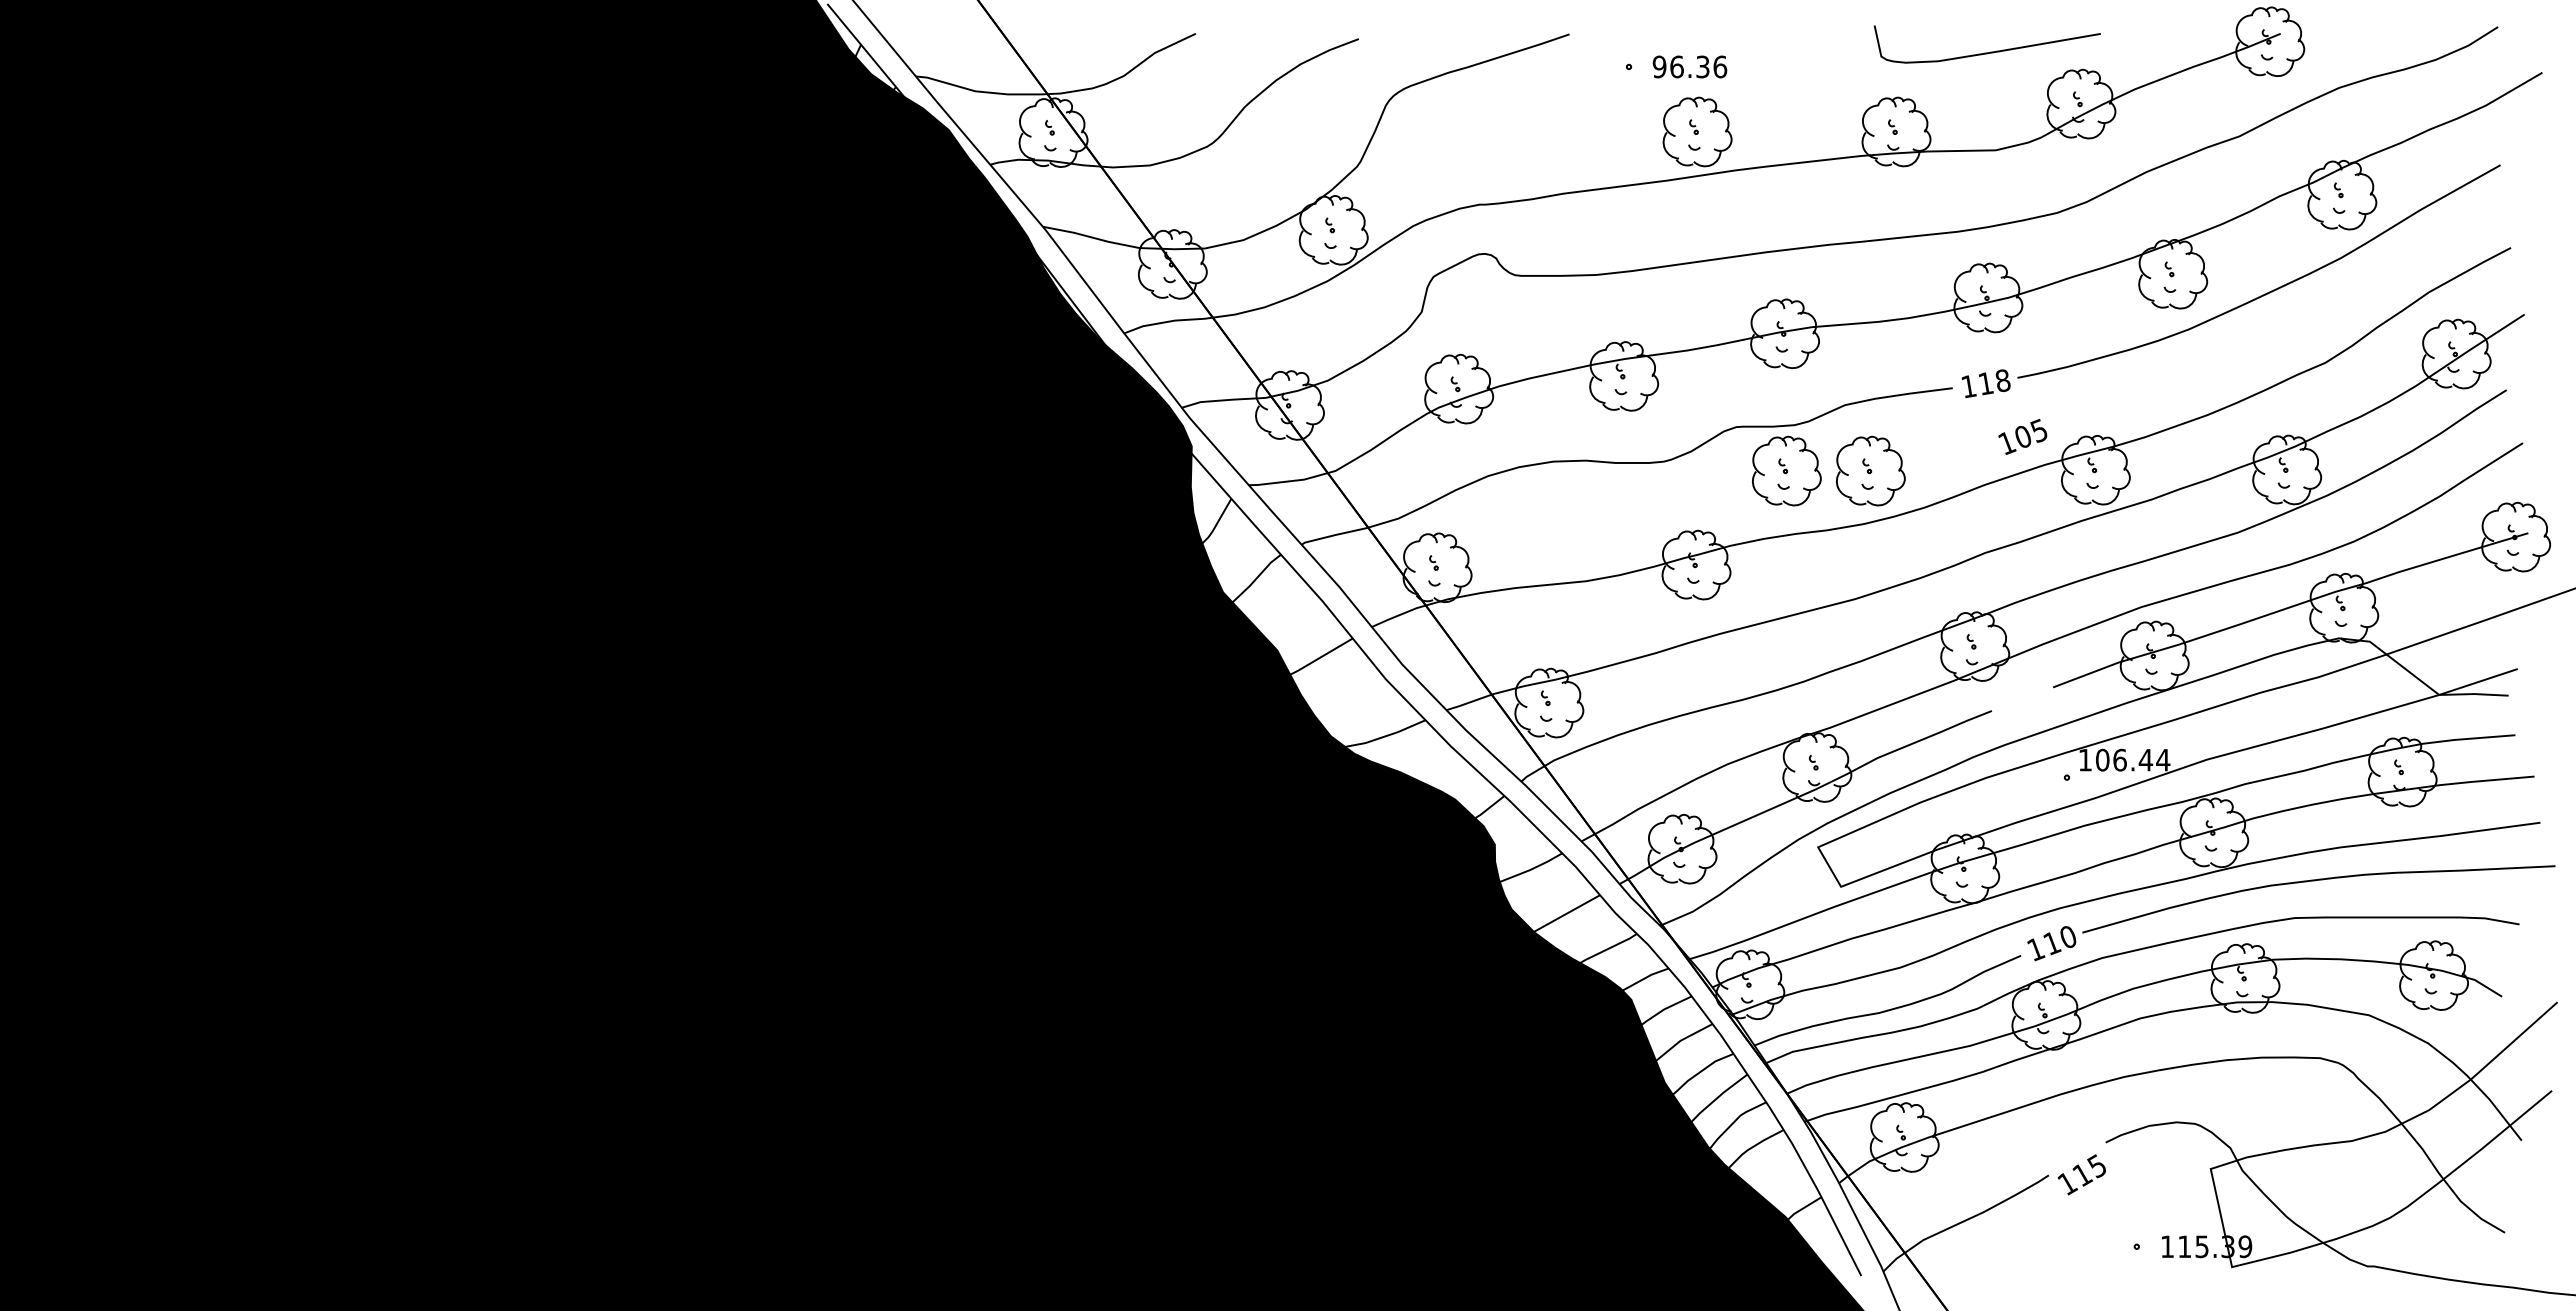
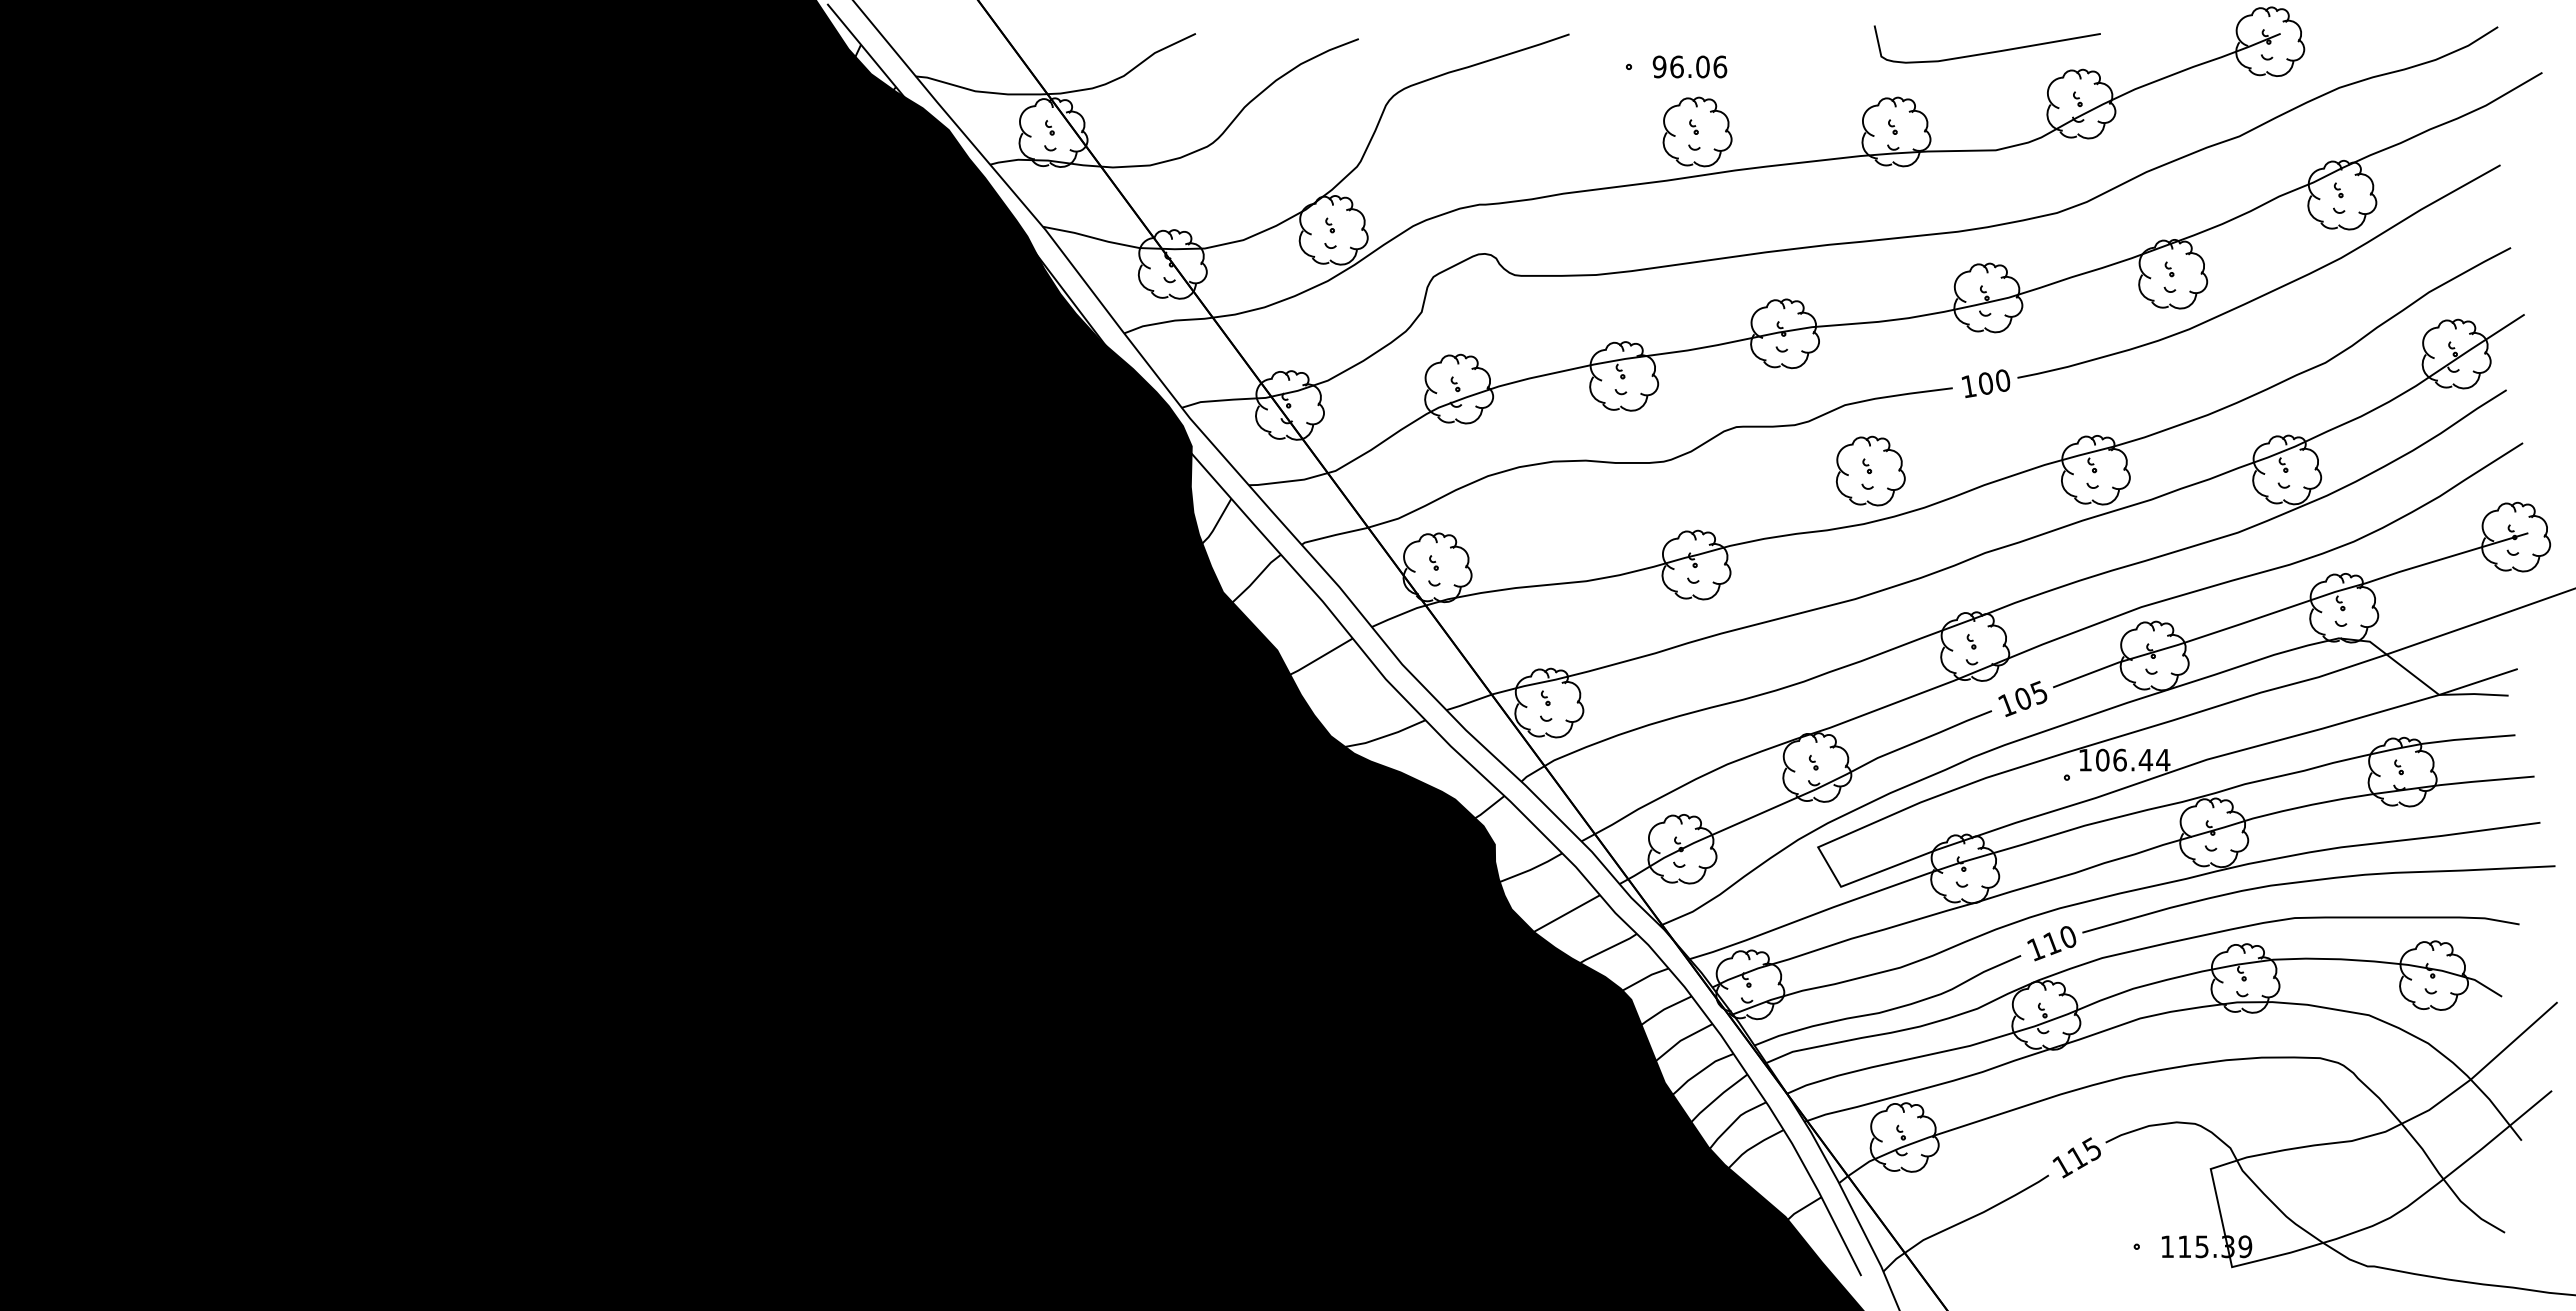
text: 96.36 -> 96.06 (1702, 66)
text: 118 -> 100 (1994, 382)
text position: (2022, 436) -> (2022, 698) (2022, 698)
part: present -> none (1786, 470)
text position: (2081, 1174) -> (2076, 1157) (2076, 1157)
